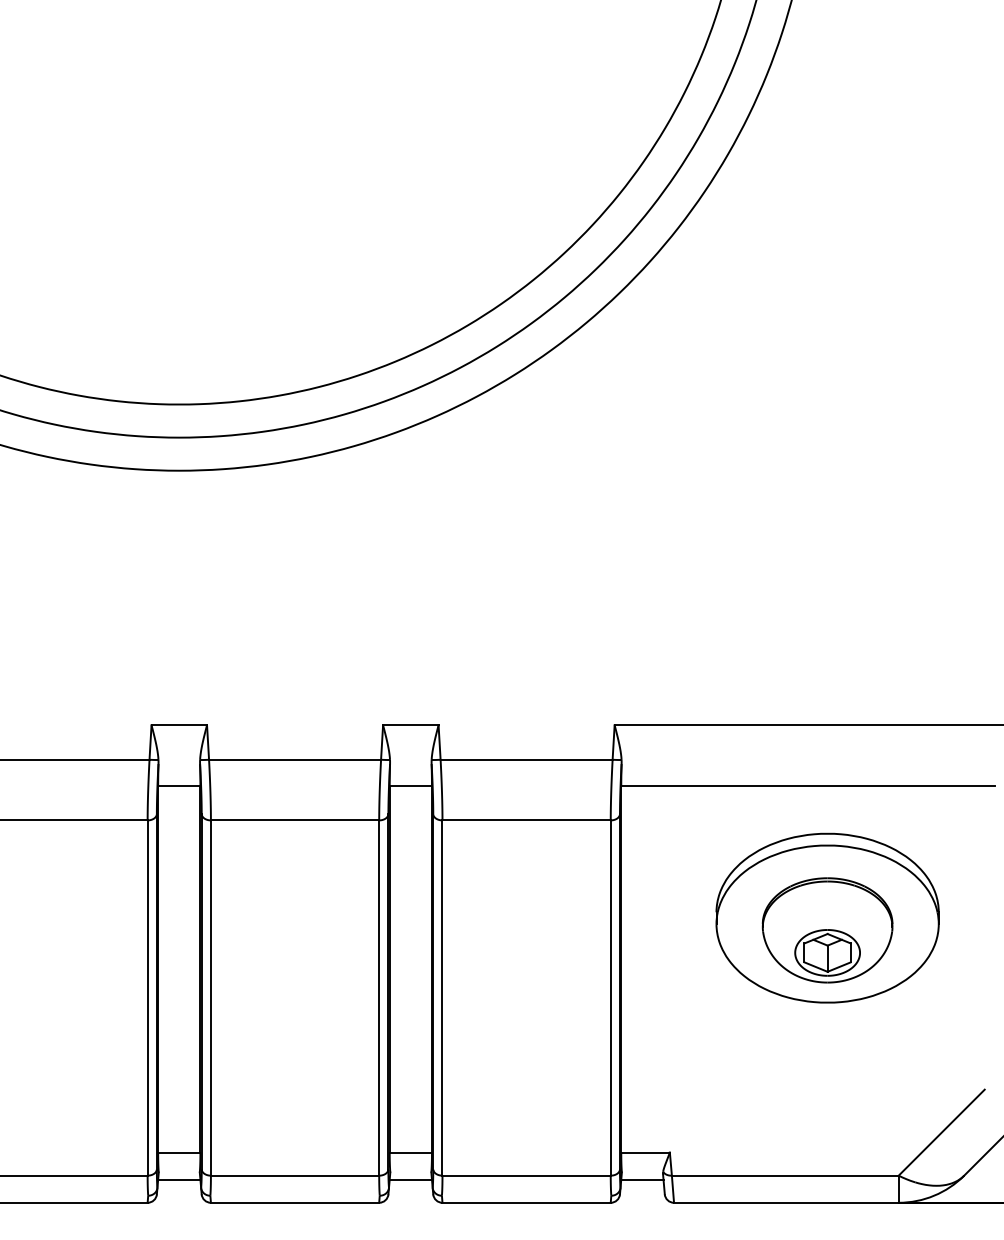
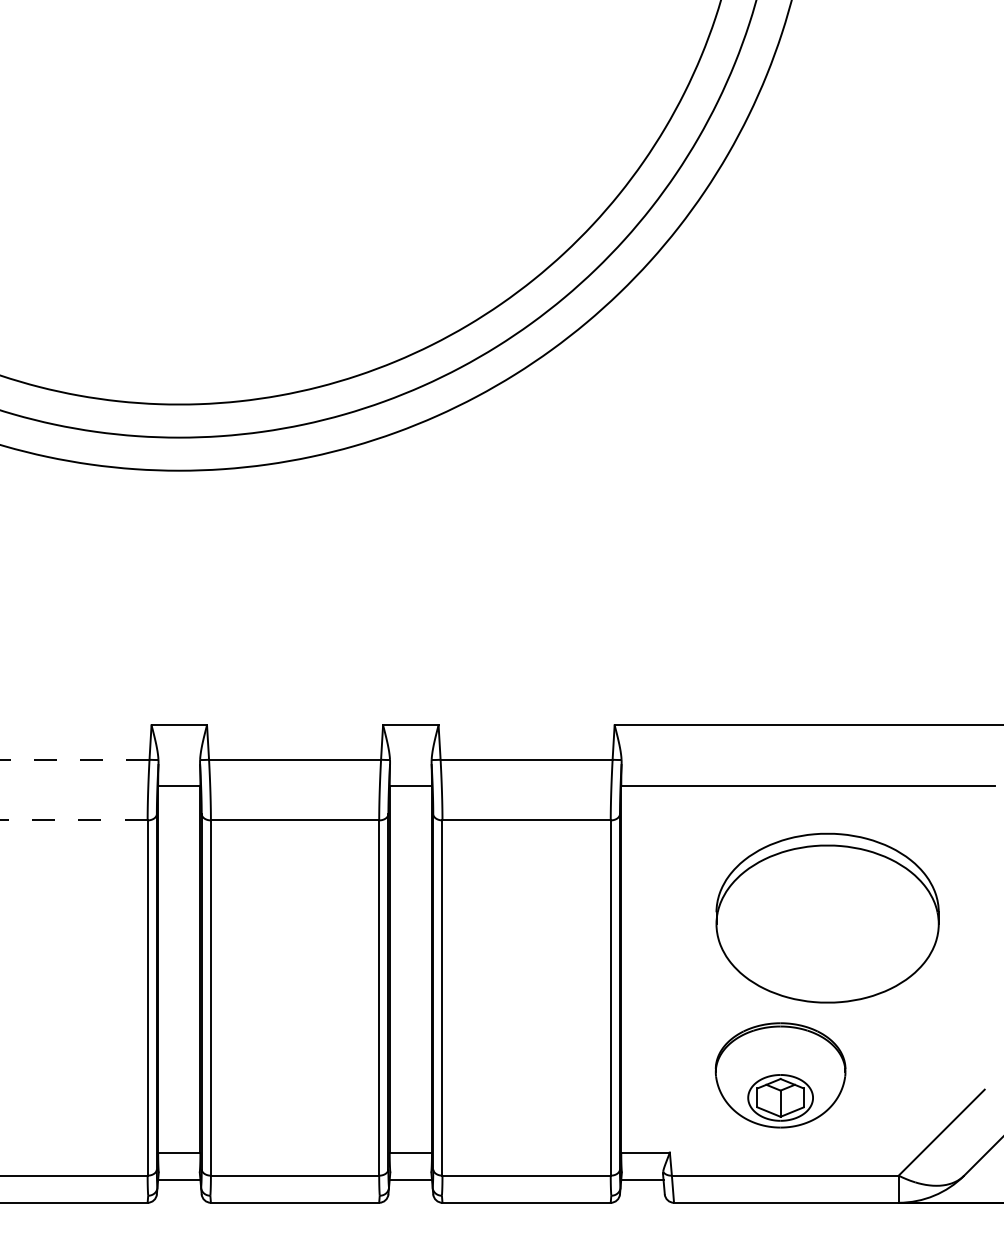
line: solid -> dashed (74, 759)
line: solid -> dashed (73, 820)
part position: (827, 930) -> (780, 1075) (780, 1075)
